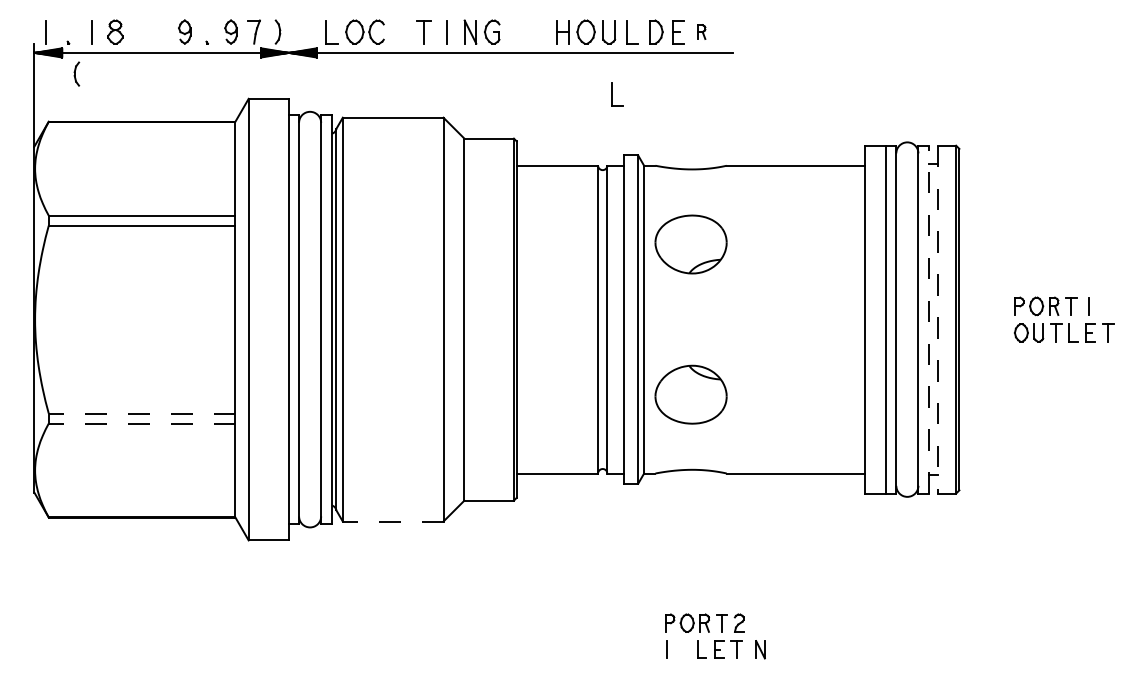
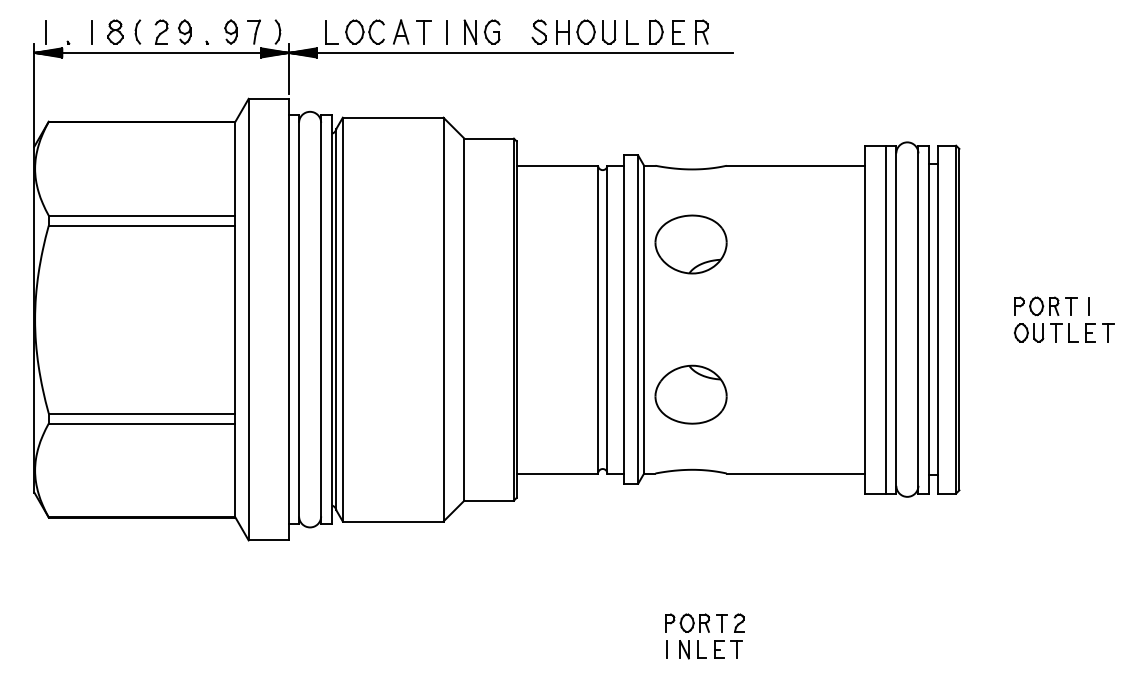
part: none -> present (161, 31)
part: none -> present (401, 31)
part: none -> present (538, 31)
part size: 10x16 px -> 14x26 px (701, 31)
line: none -> present (288, 68)
part position: (76, 73) -> (137, 31) (137, 31)
part: present -> none (617, 94)
line: dashed -> solid (929, 319)
line: dashed -> solid (937, 319)
line: dashed -> solid (141, 413)
line: dashed -> solid (141, 423)
line: dashed -> solid (392, 521)
part position: (760, 649) -> (684, 649) (684, 649)
